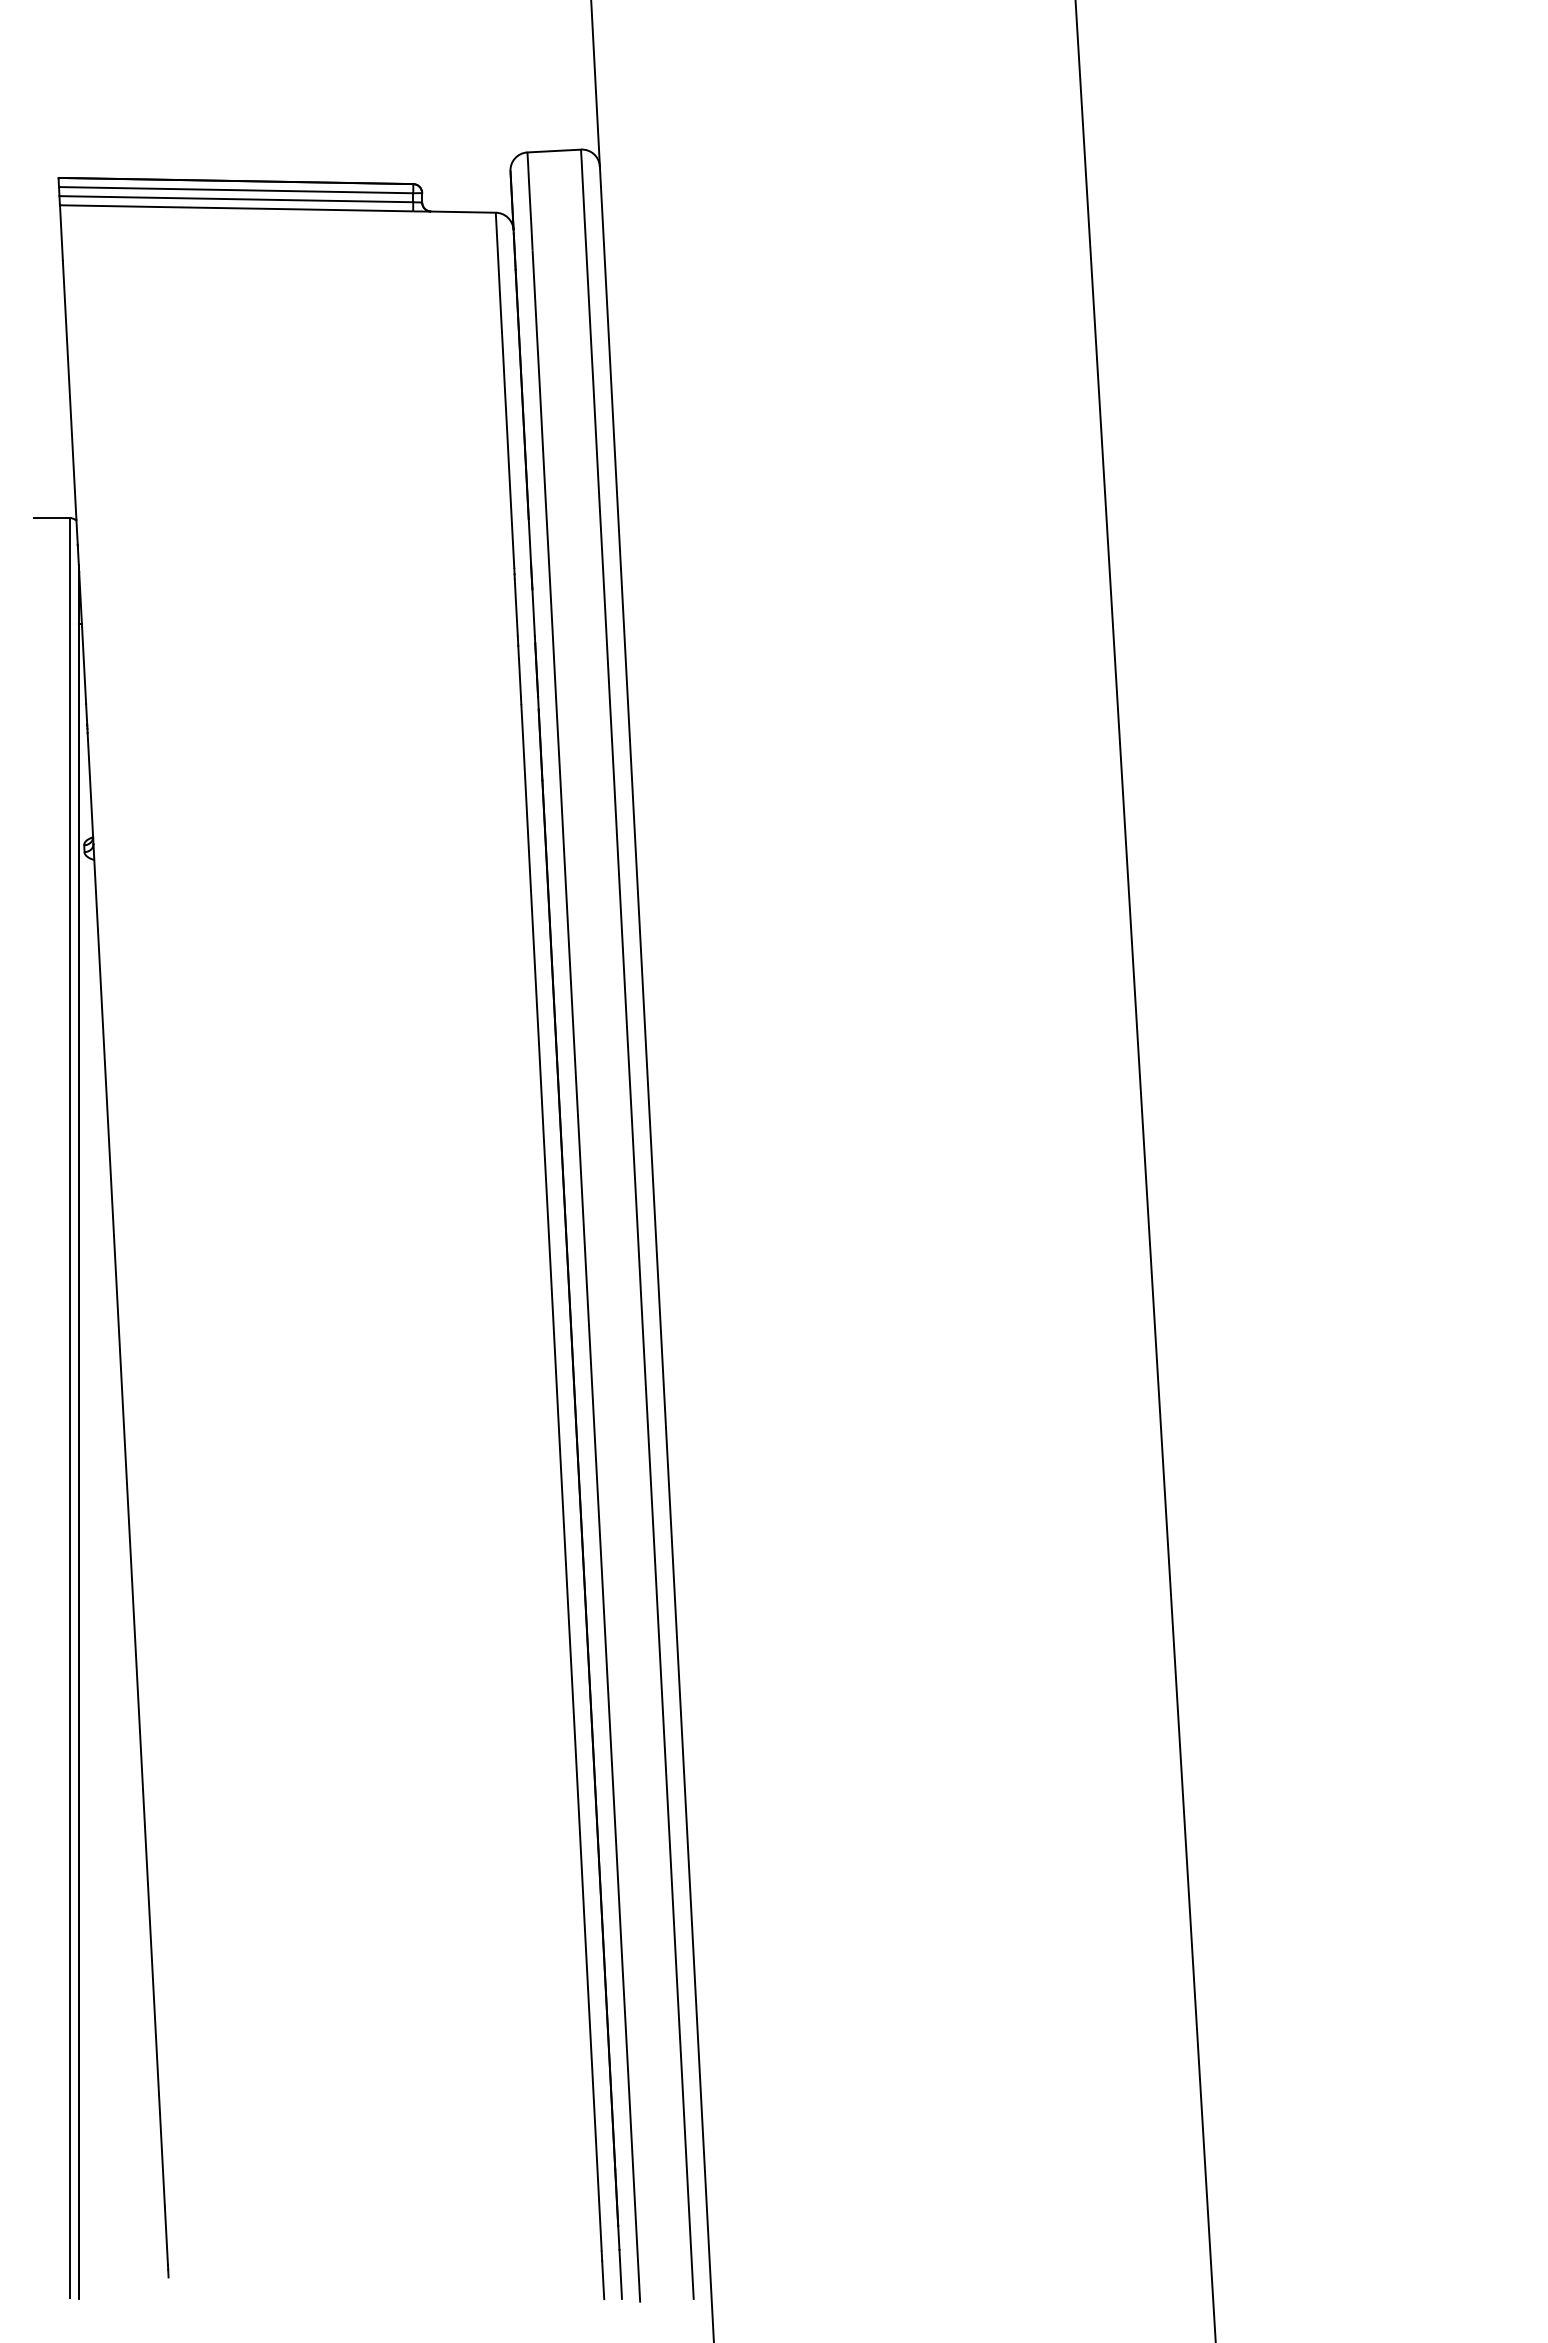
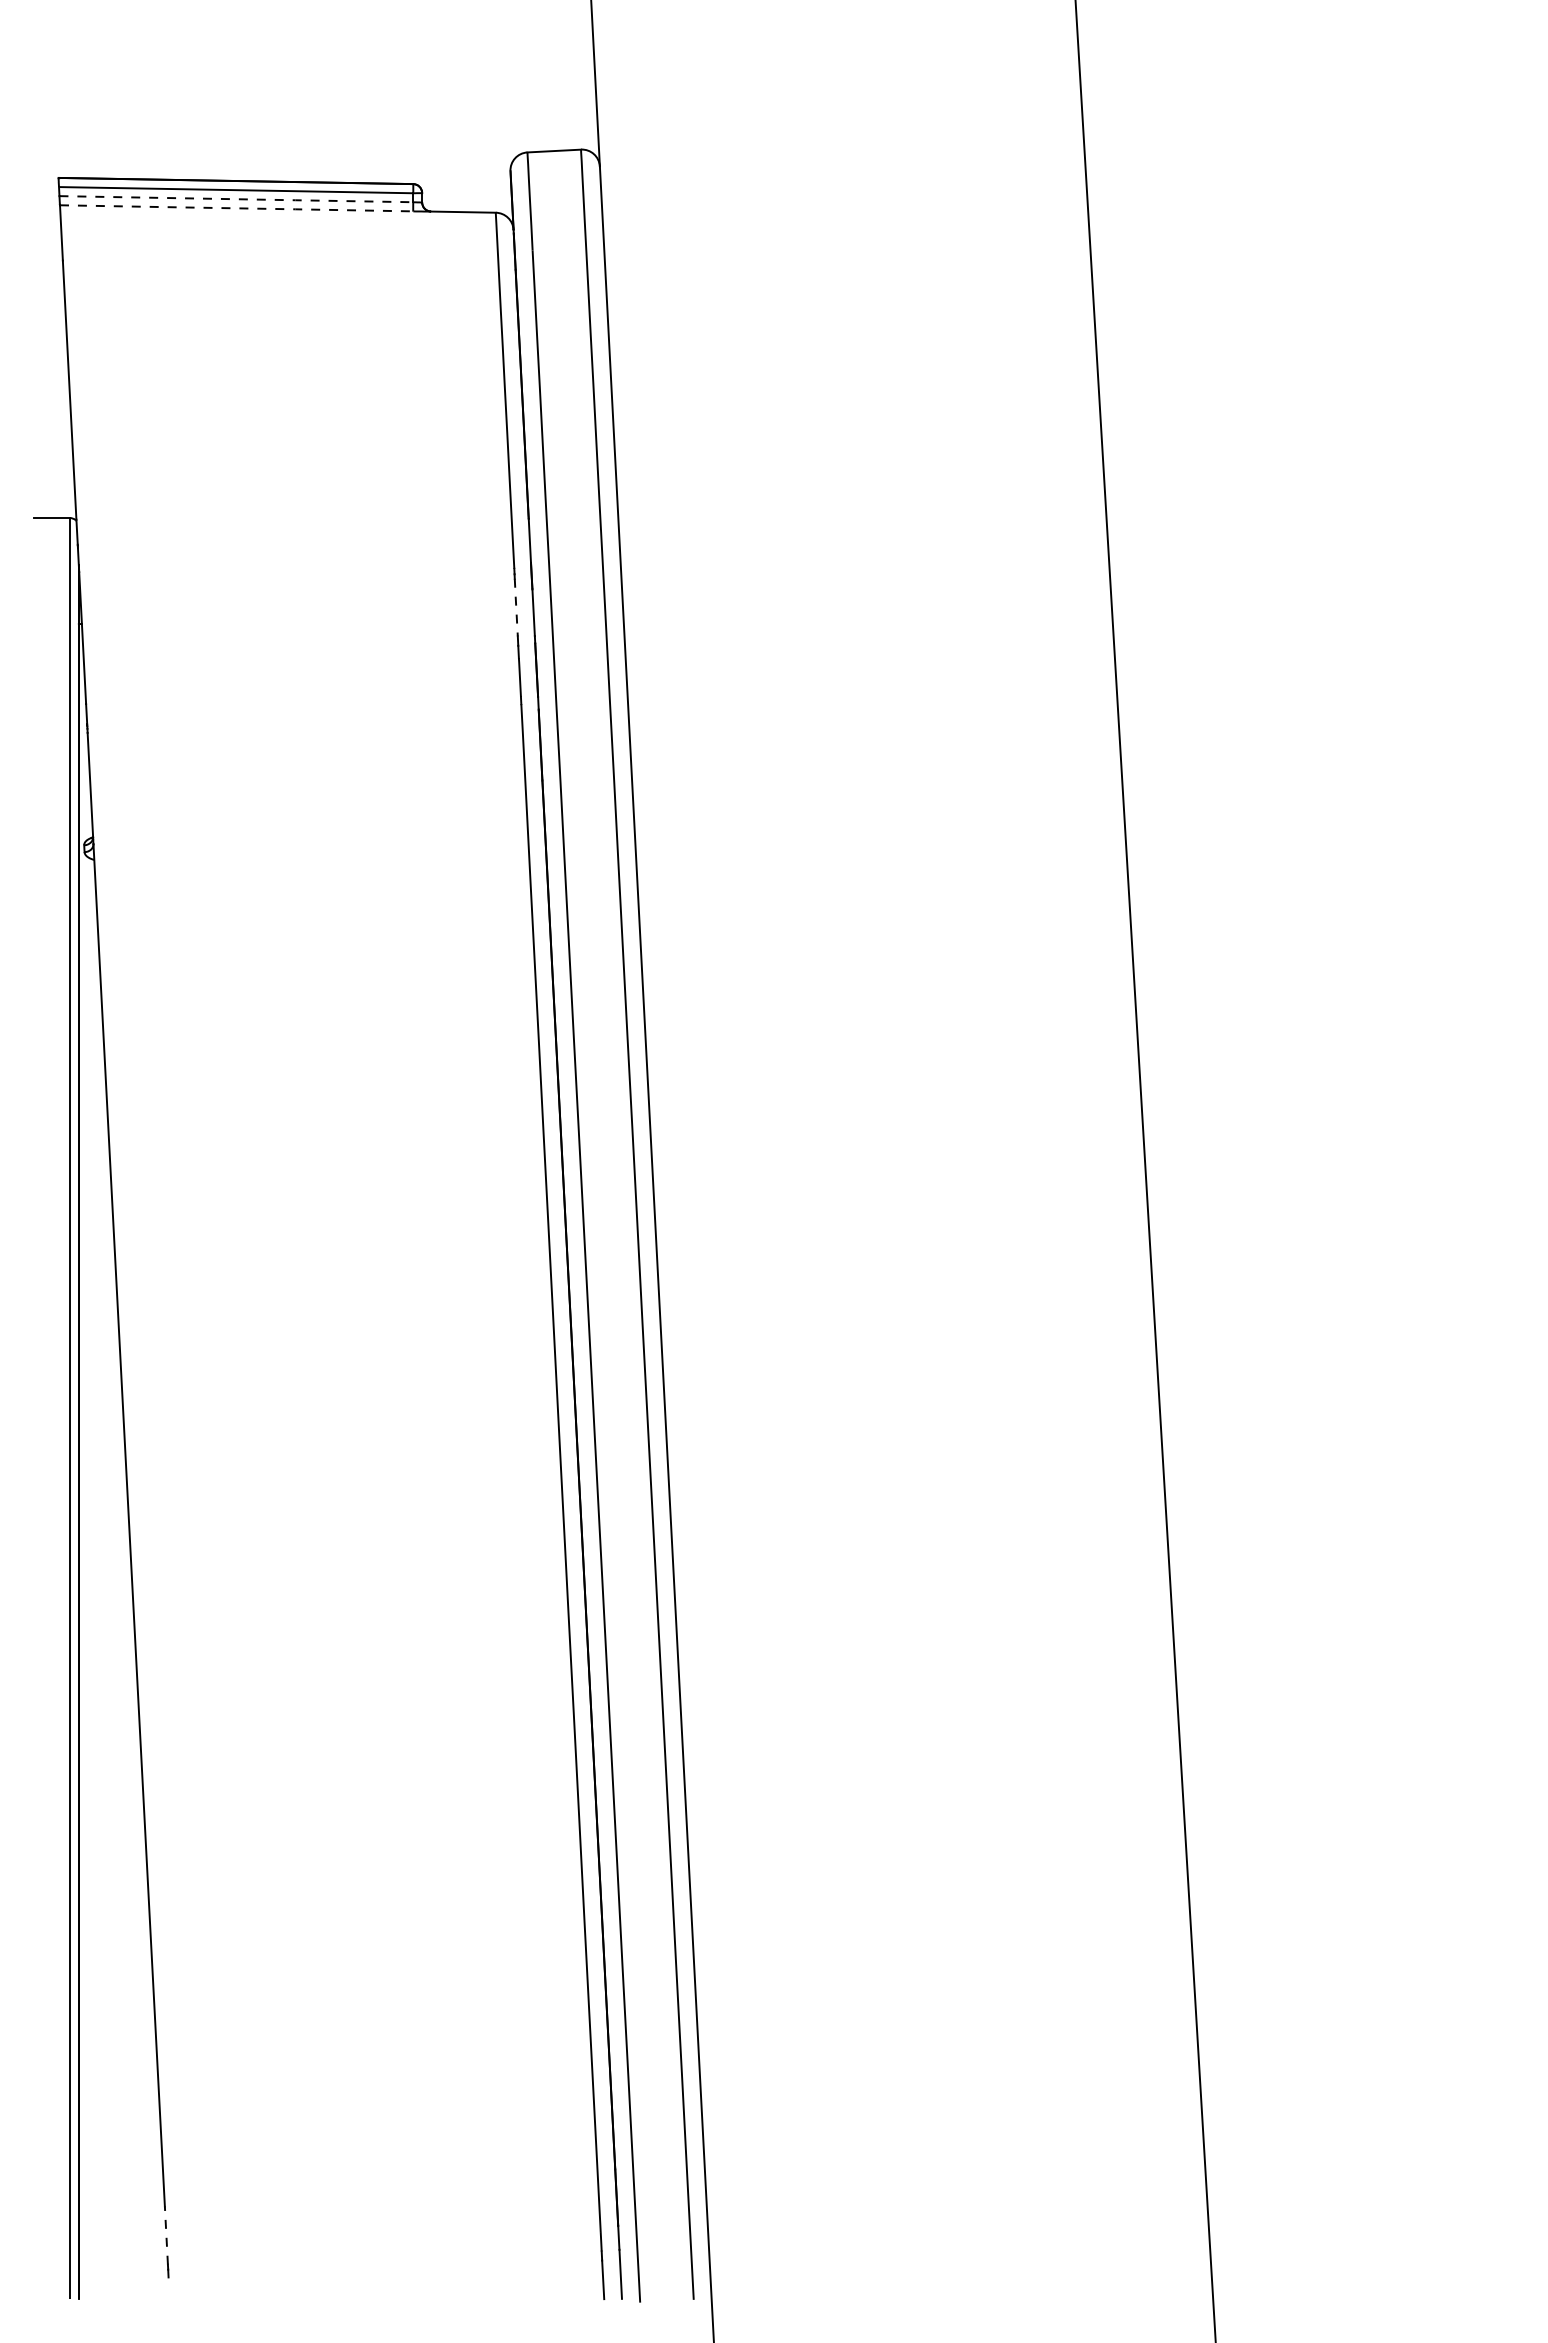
line: solid -> dashed (236, 199)
line: solid -> dashed (236, 208)
line: solid -> dashed (516, 606)
line: solid -> dashed (166, 2235)
